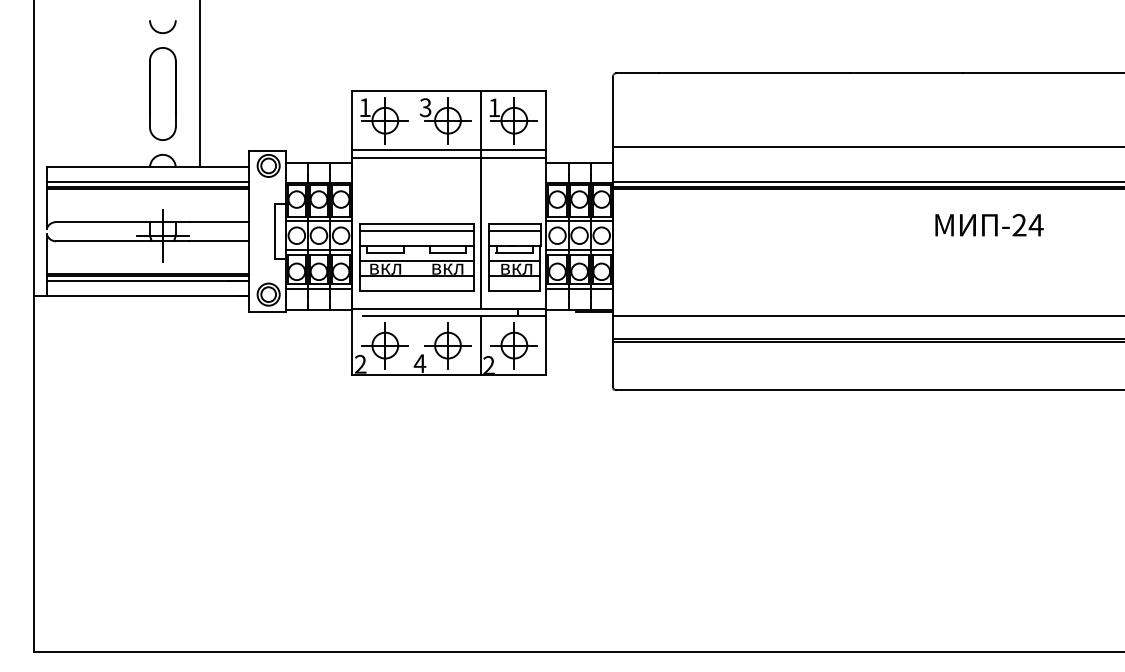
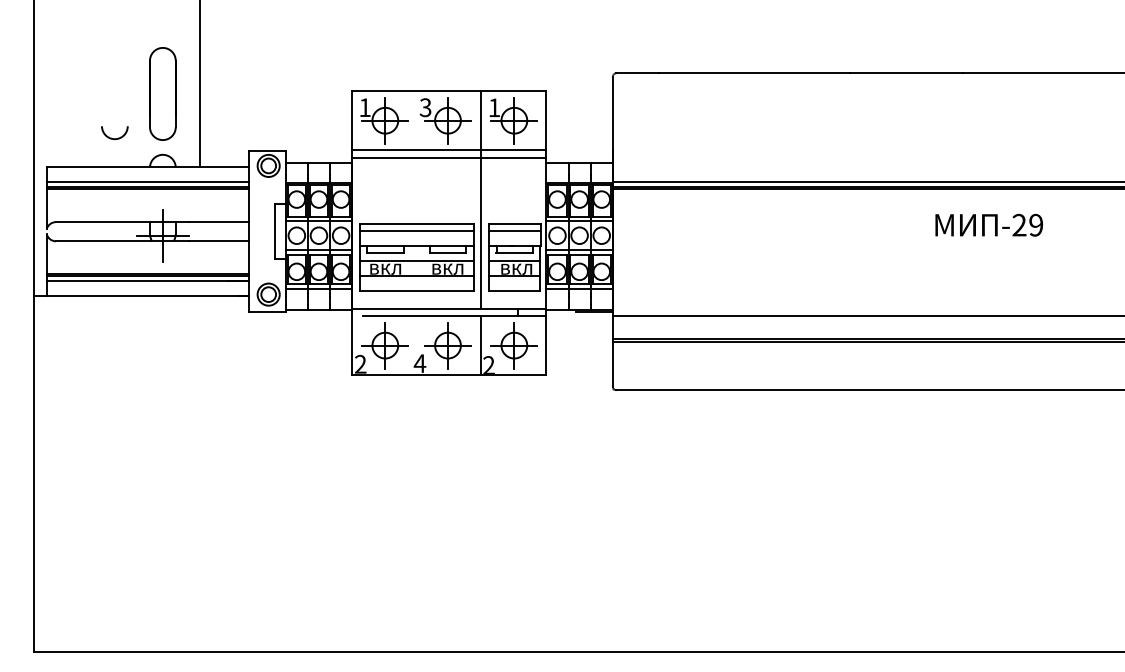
arc position: (159, 31) -> (111, 137) (111, 137)
line: present -> none (866, 146)
text: -24 -> -29 (1035, 224)
